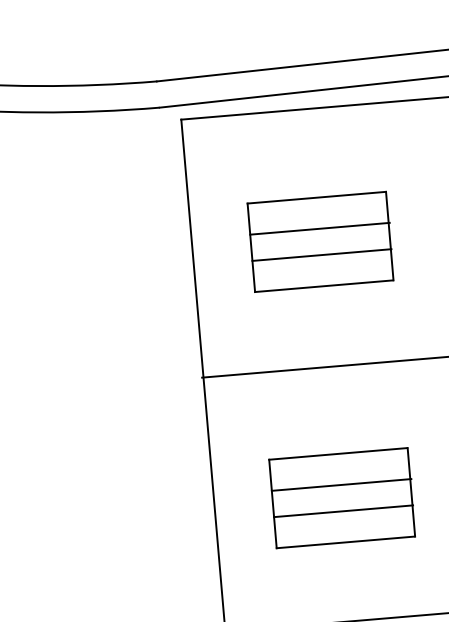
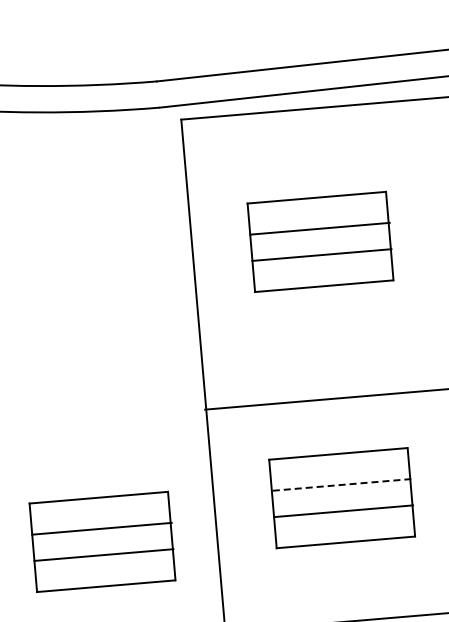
line position: (323, 367) -> (325, 399) (325, 399)
line: solid -> dashed (341, 484)
part: none -> present (102, 541)
